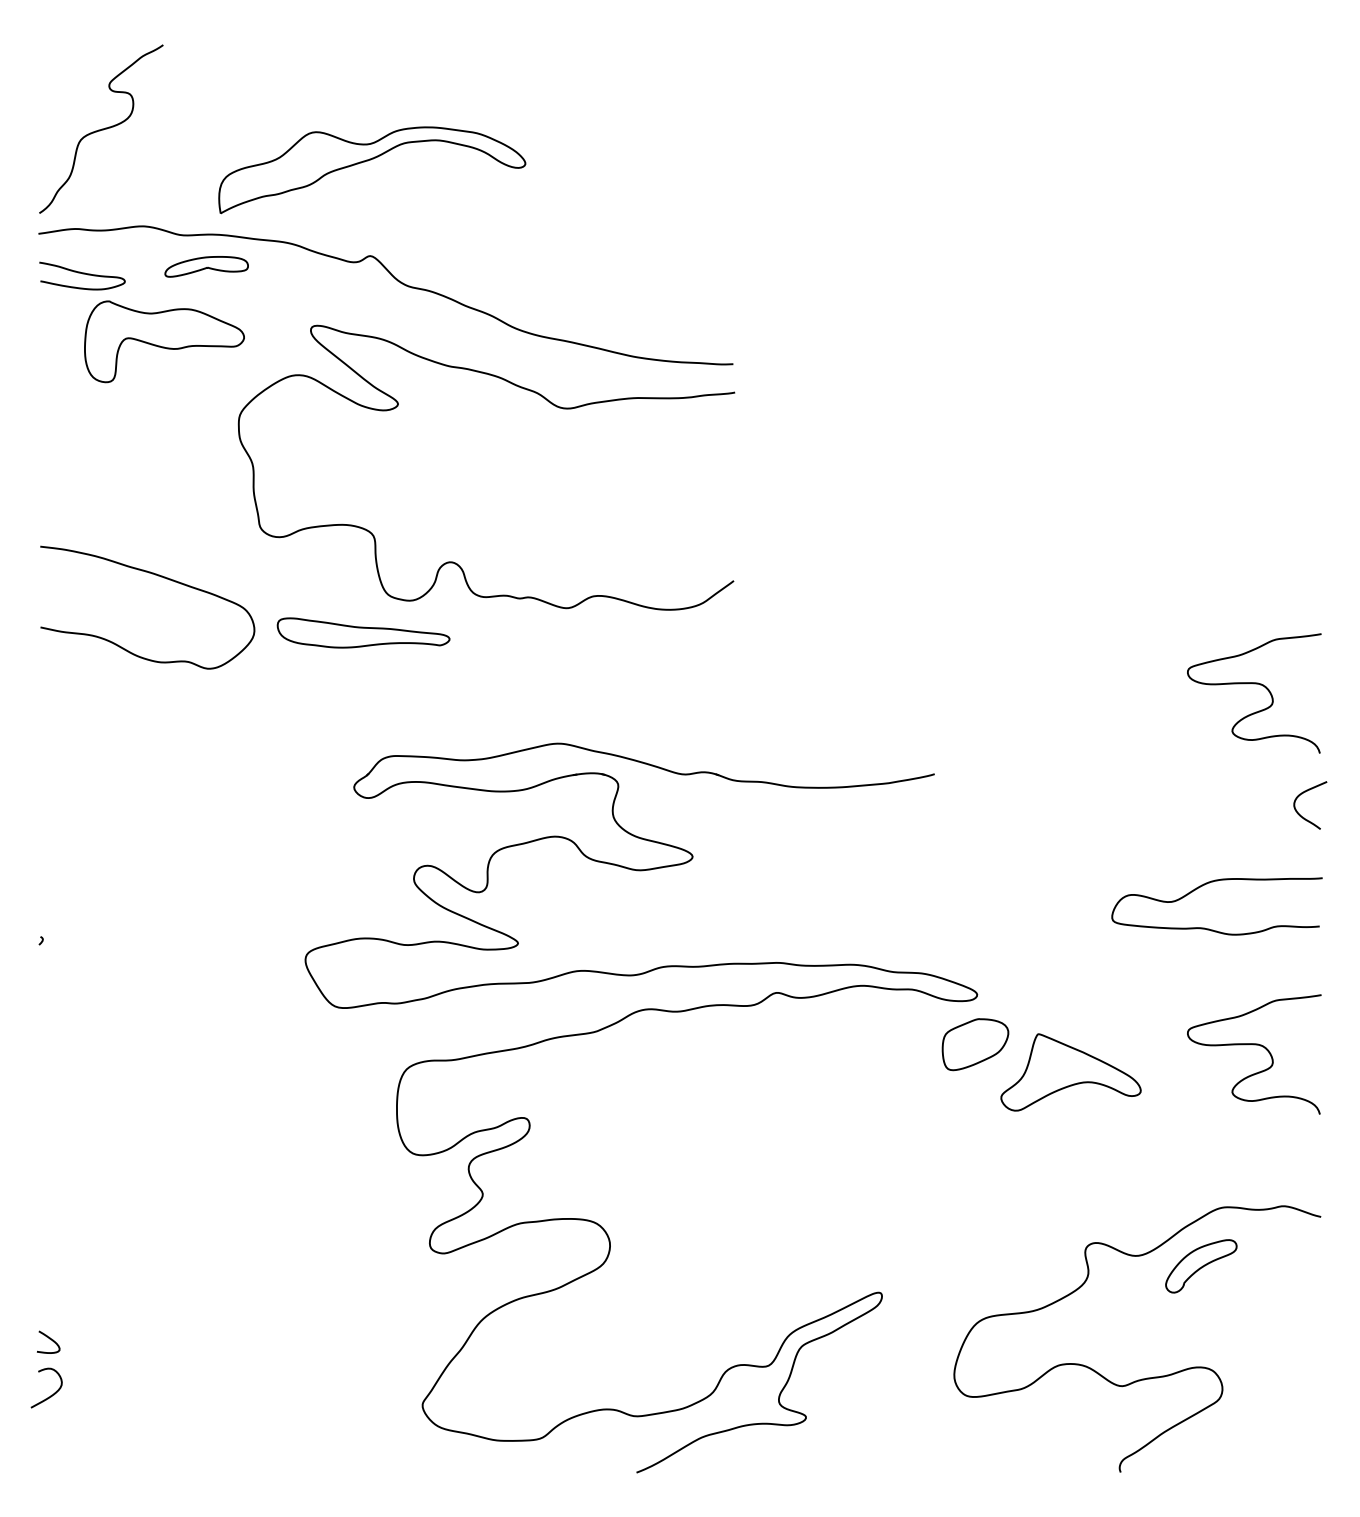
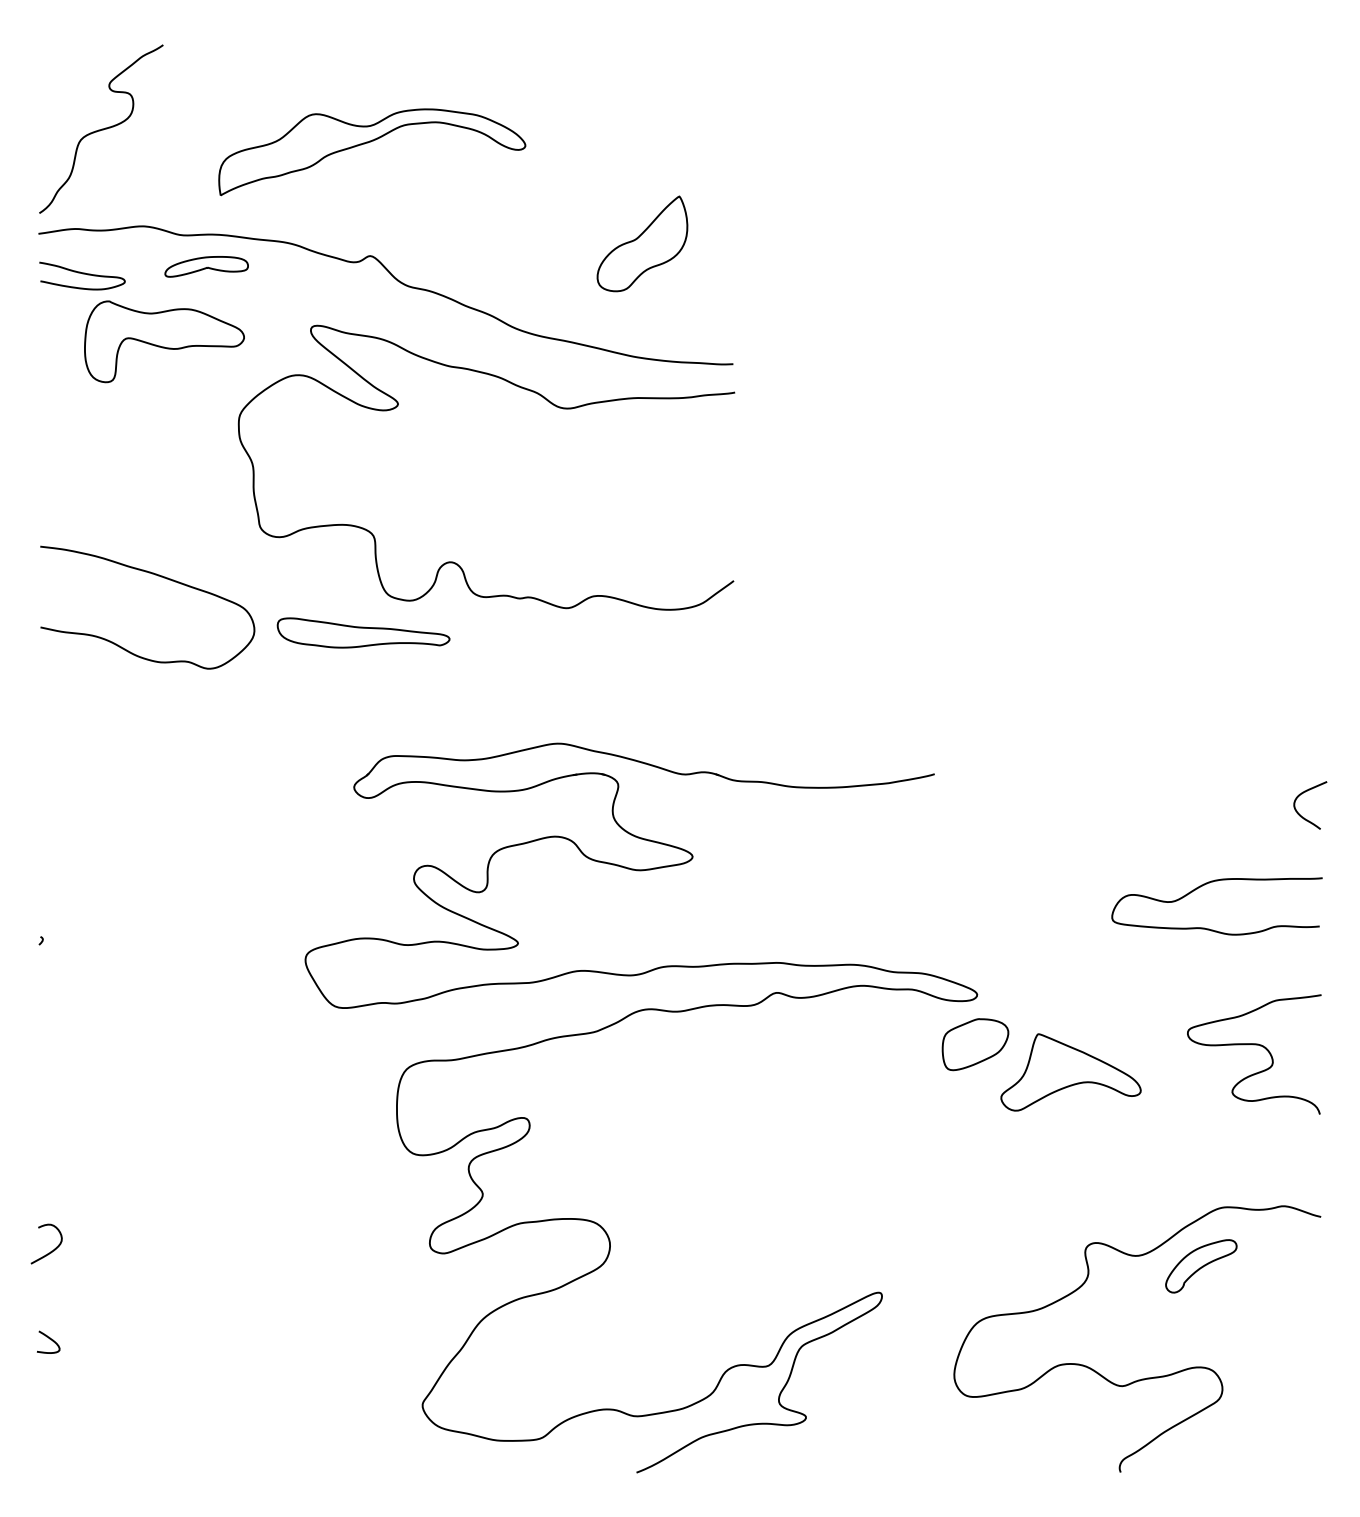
part position: (368, 161) -> (368, 143) (368, 143)
part: none -> present (642, 243)
curve: present -> none (1254, 684)
curve position: (51, 1394) -> (51, 1250) (51, 1250)
